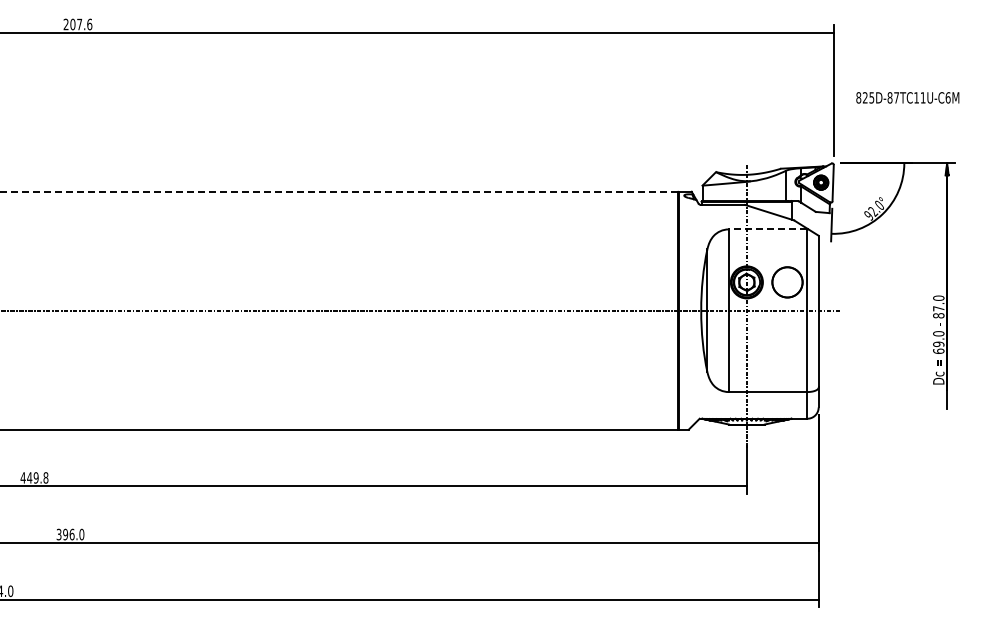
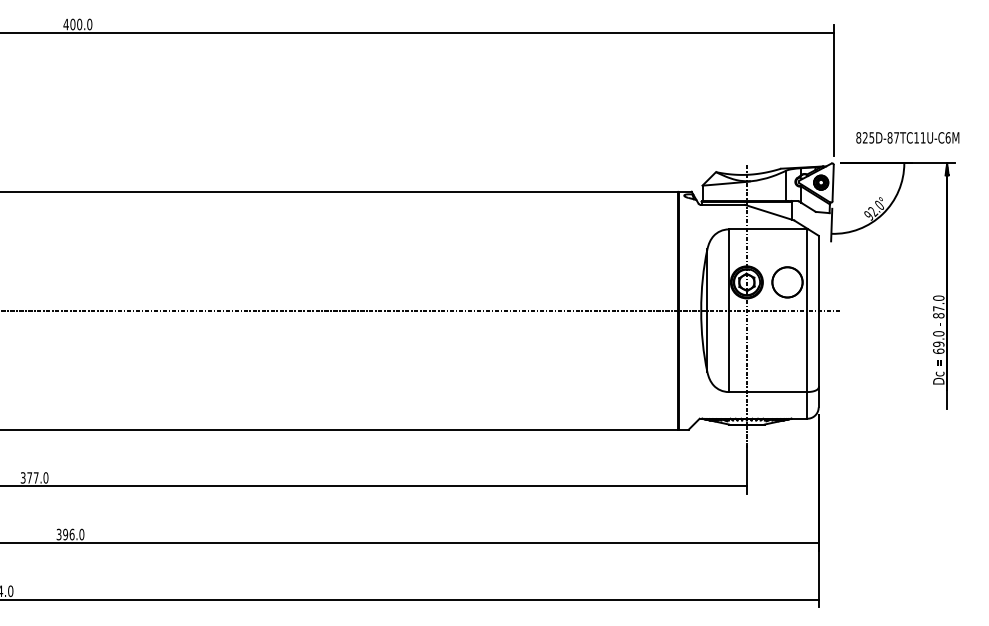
text: 207.6 -> 400.0 (77, 24)
text position: (907, 97) -> (907, 137) (907, 137)
line: dashed -> solid (338, 191)
line: dashed -> solid (767, 229)
text: 449.8 -> 377.0 (34, 477)
